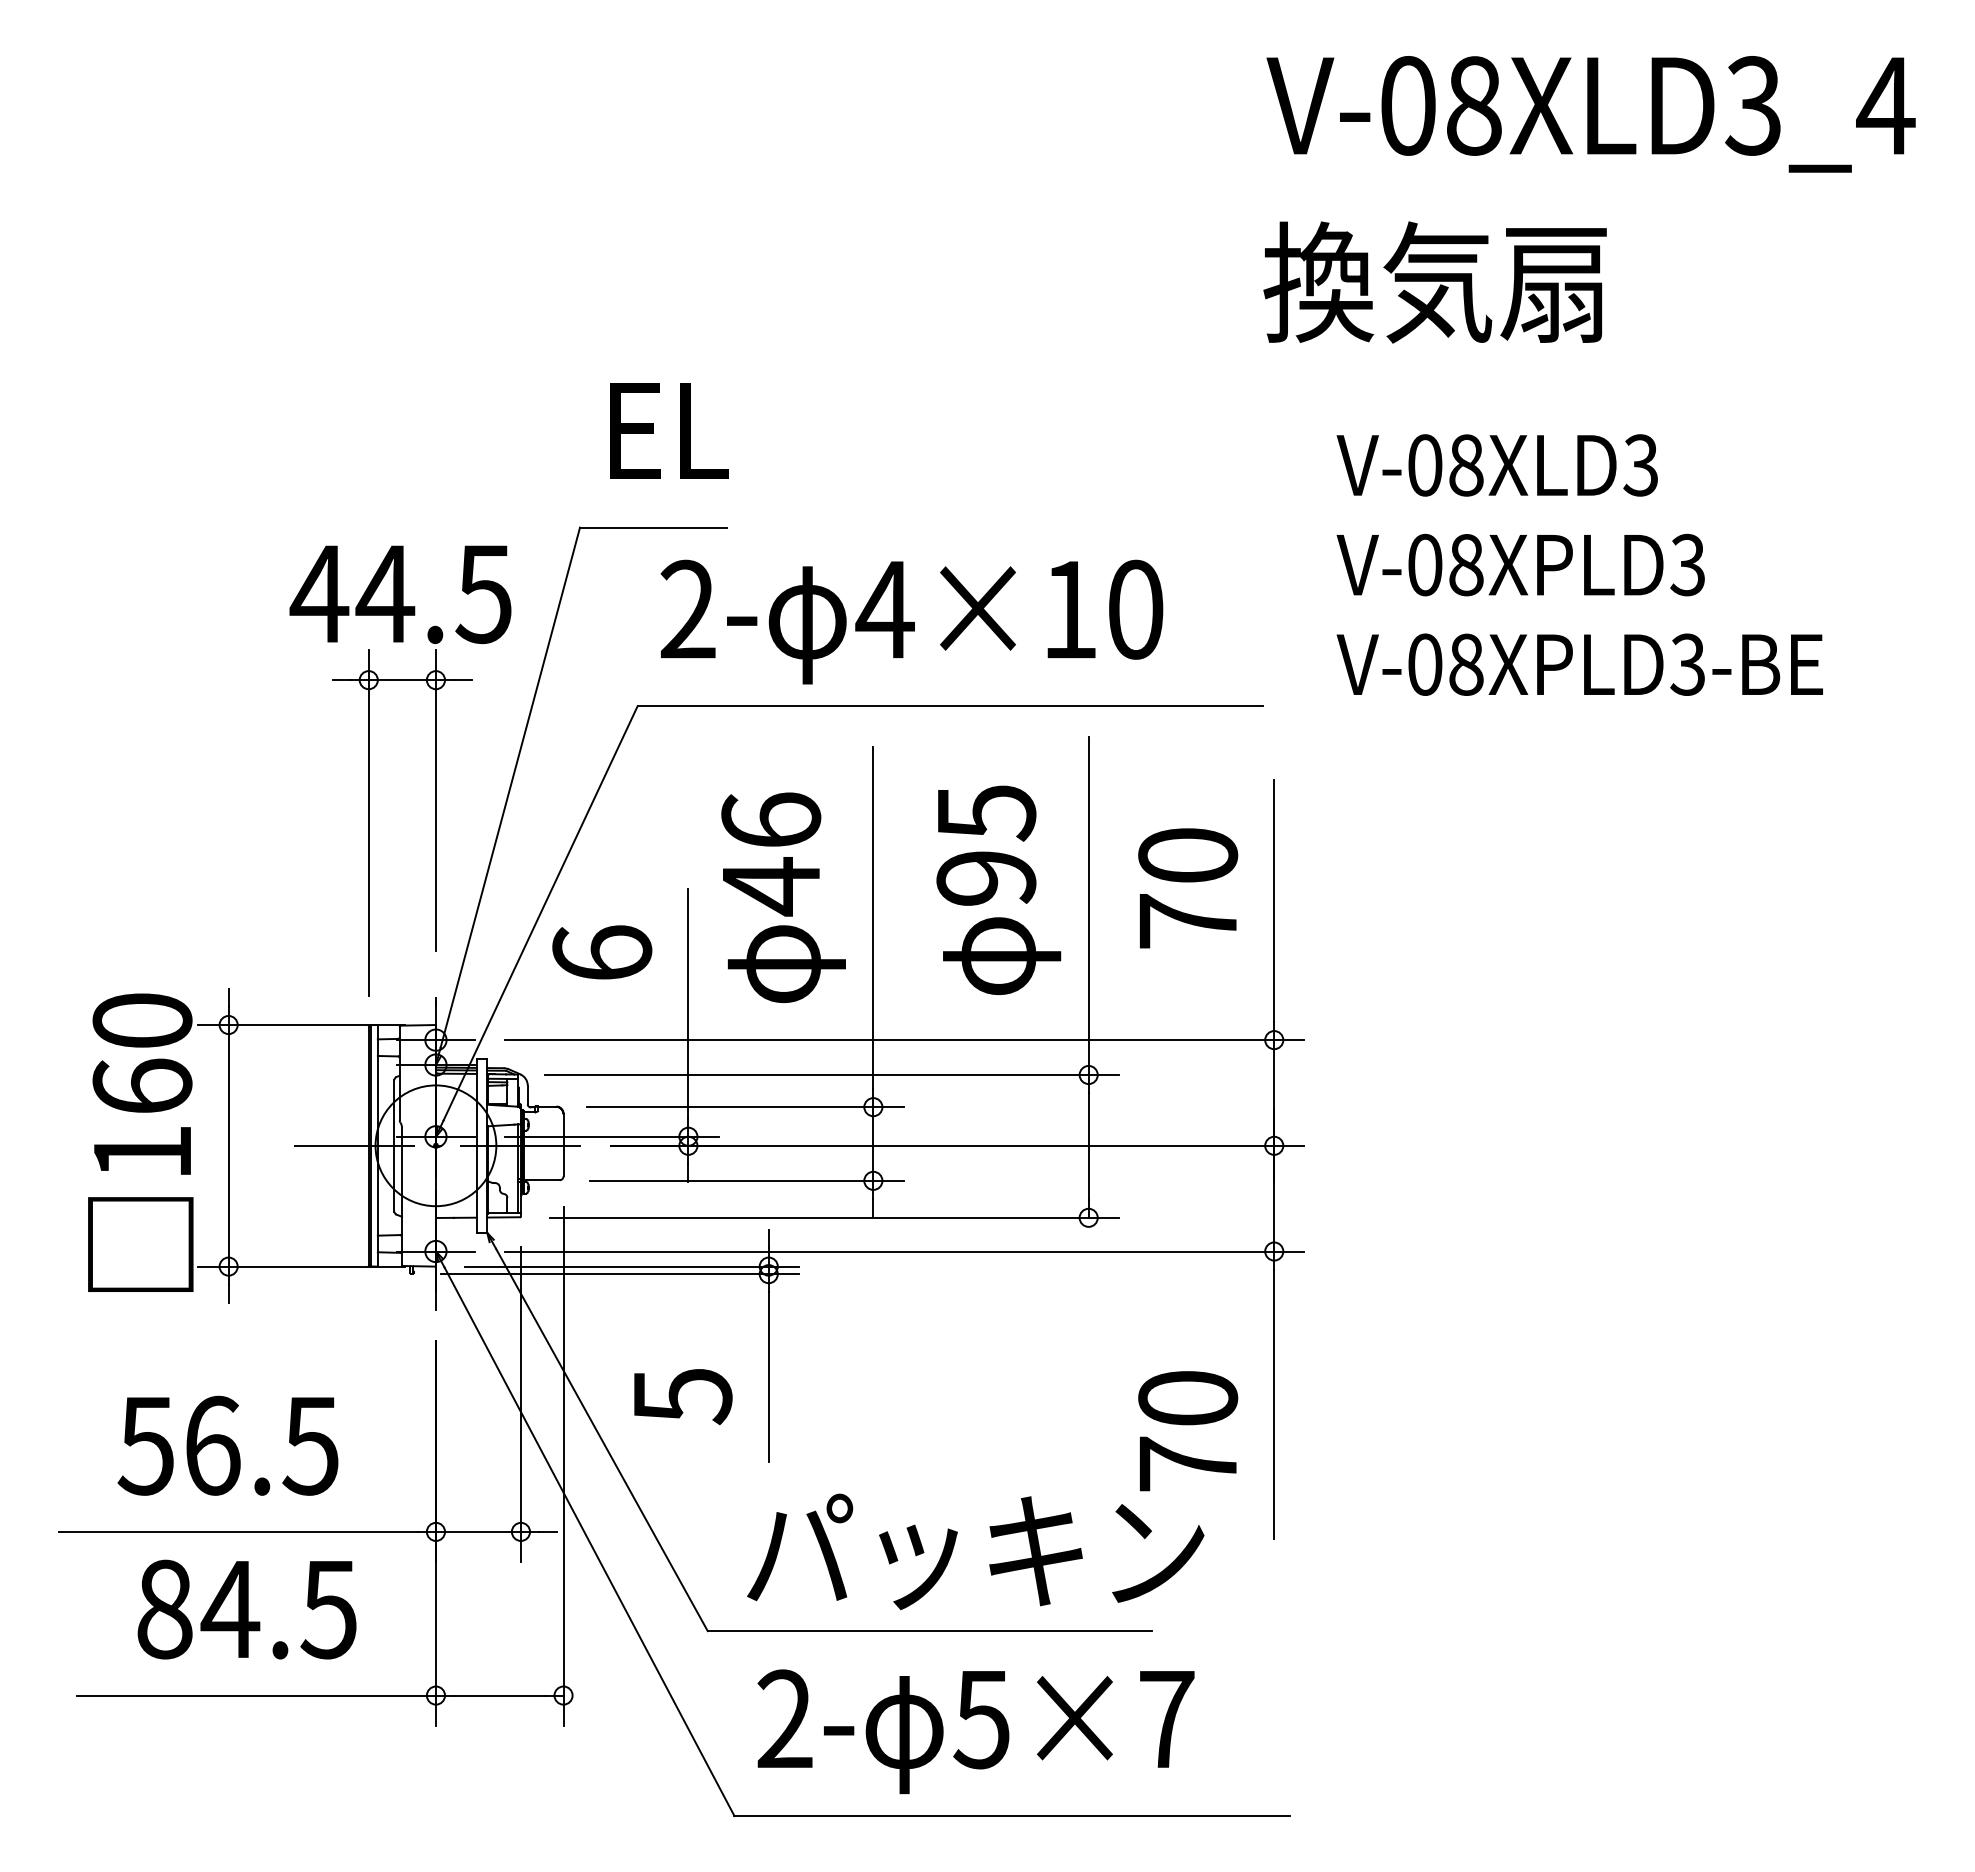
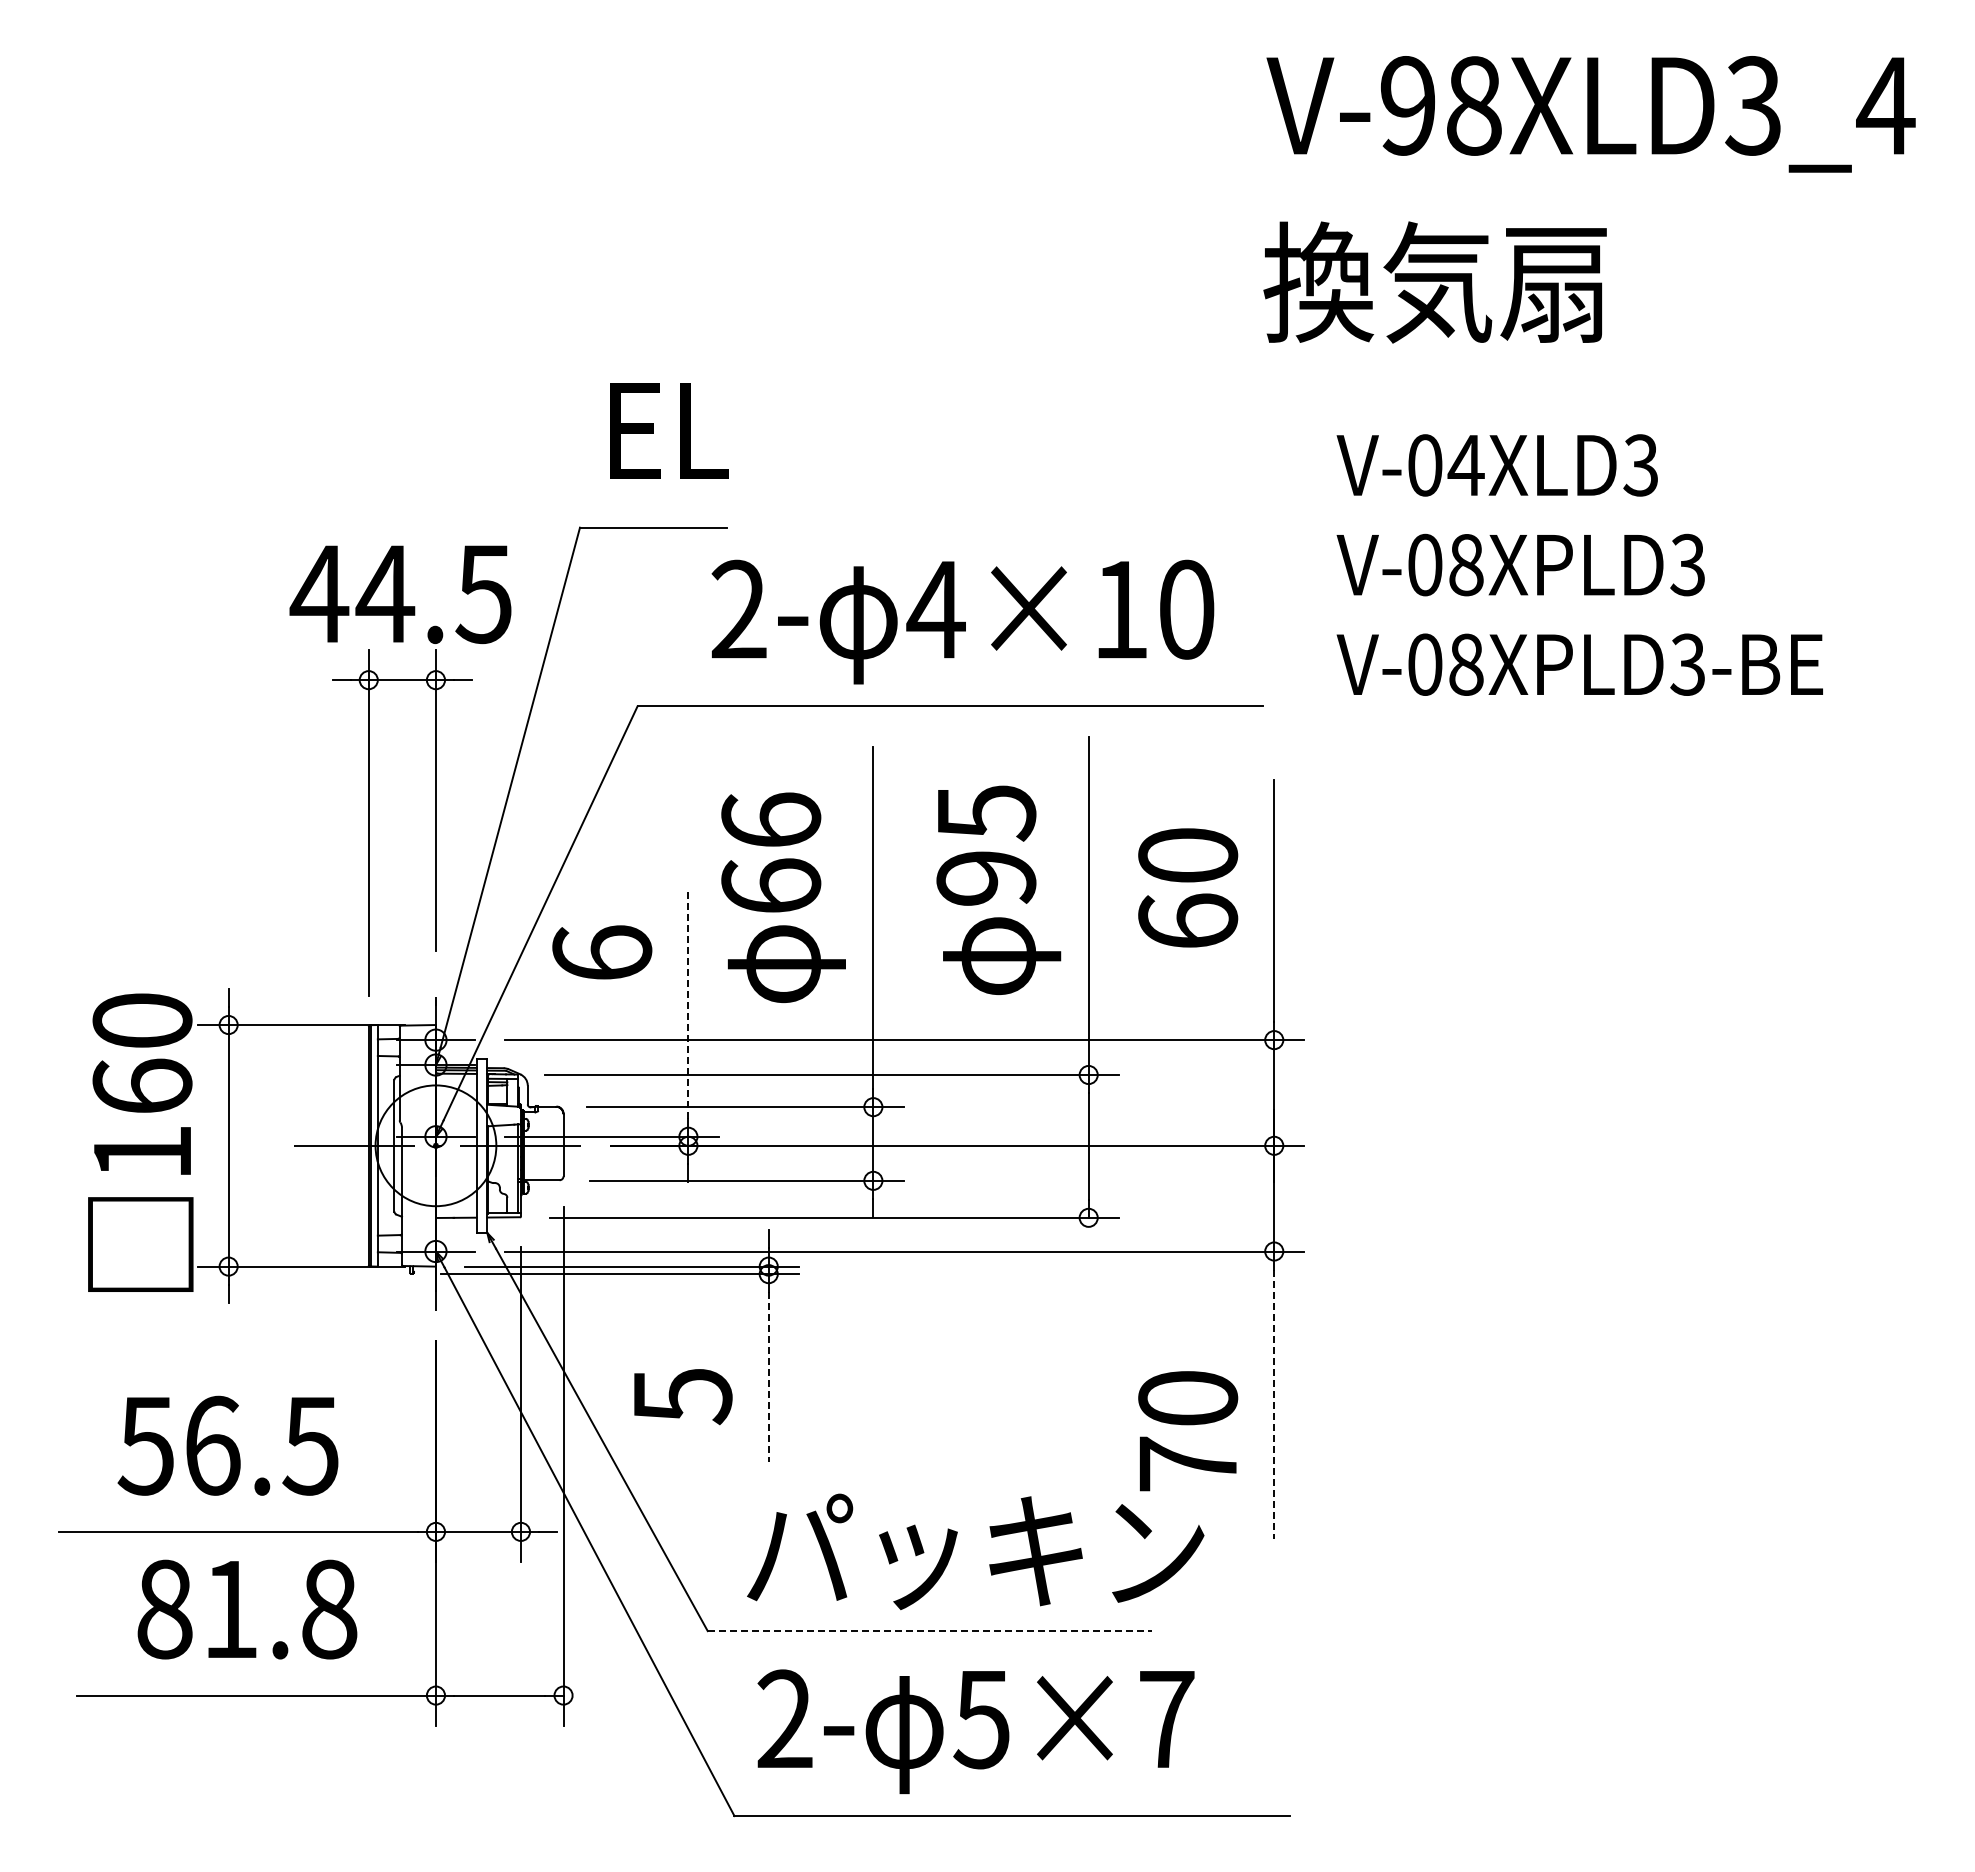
text: V-08XLD3_4 -> V-98XLD3_4 (1407, 105)
text: V-08XLD3 -> V-04XLD3 (1465, 465)
text position: (911, 621) -> (962, 621) (962, 621)
text: 46 -> 66 (771, 886)
text: 70 -> 60 (1188, 920)
line: solid -> dashed (688, 1003)
line: solid -> dashed (768, 1377)
line: solid -> dashed (1274, 1404)
text: 84.5 -> 81.8 (278, 1609)
line: solid -> dashed (930, 1631)
